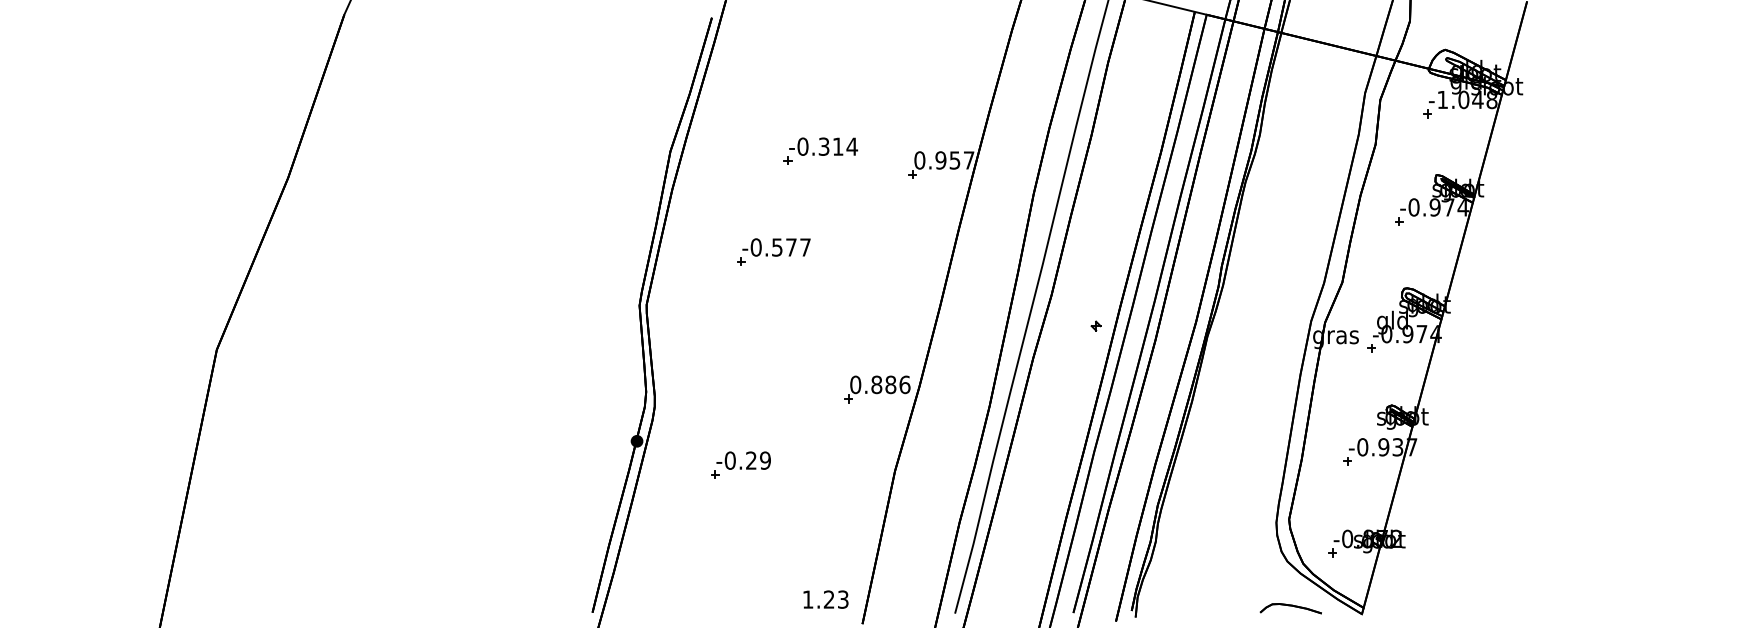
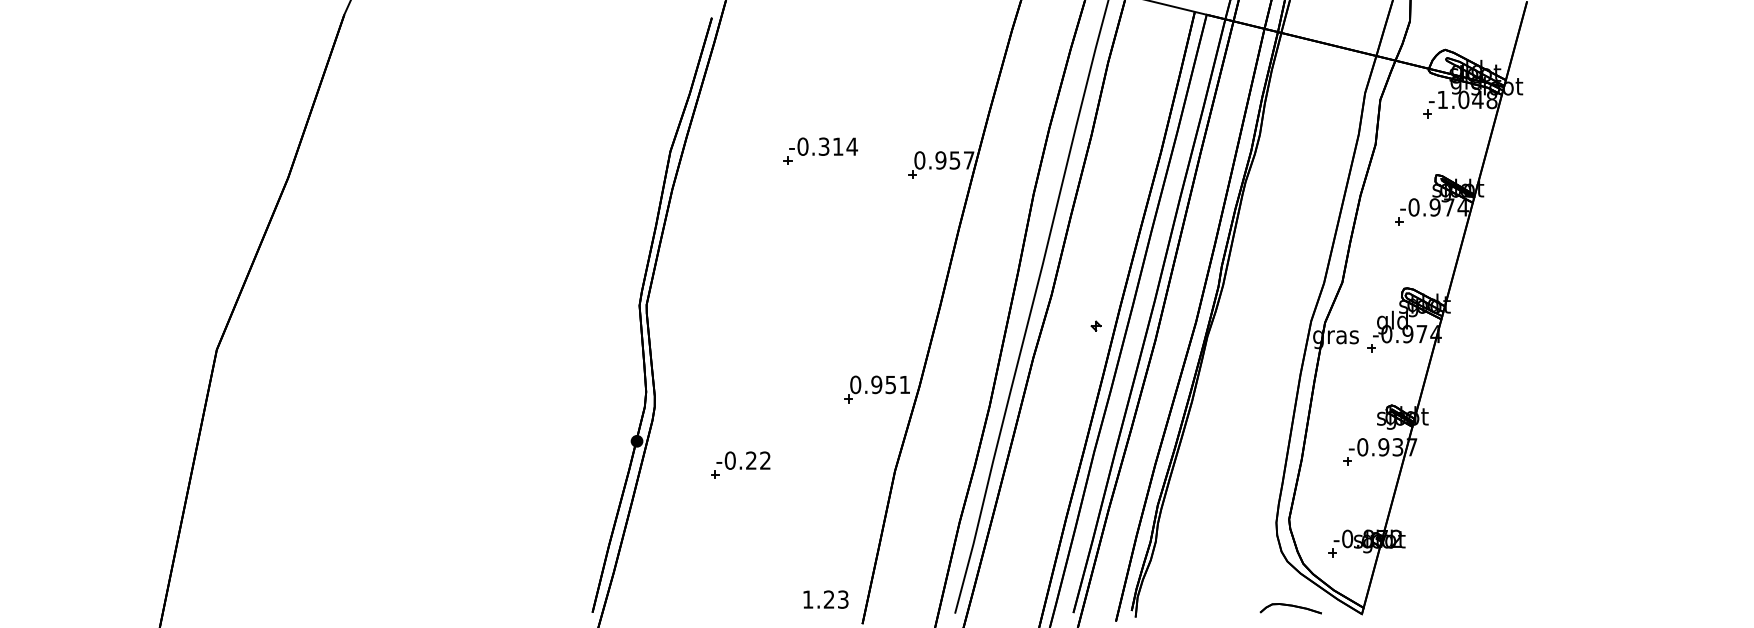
part: present -> none (773, 251)
text: 0.886 -> 0.951 (890, 384)
text: -0.29 -> -0.22 (765, 460)
